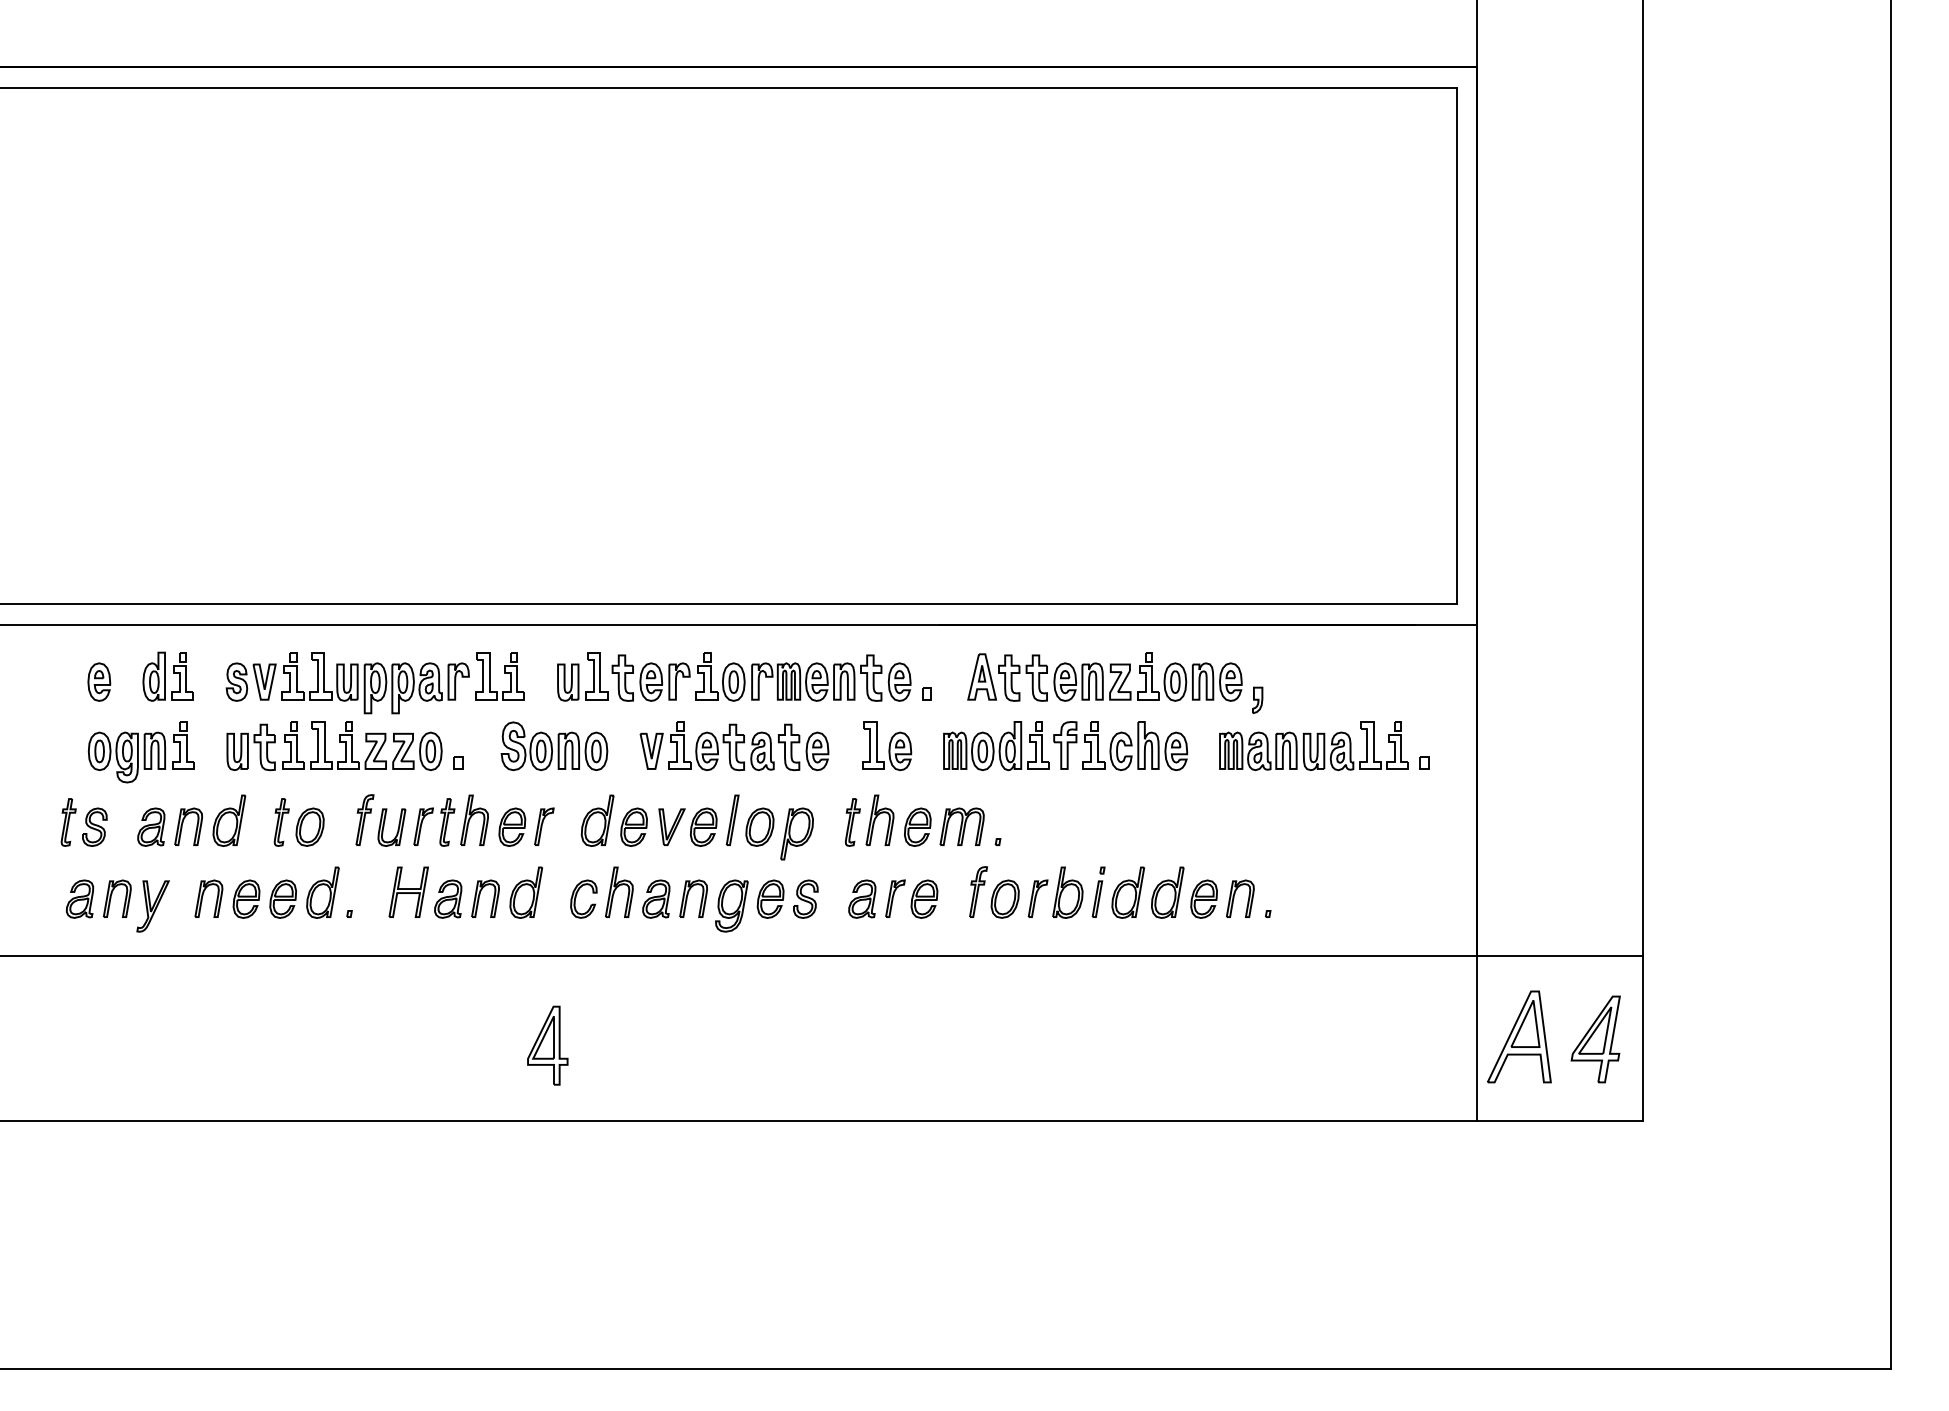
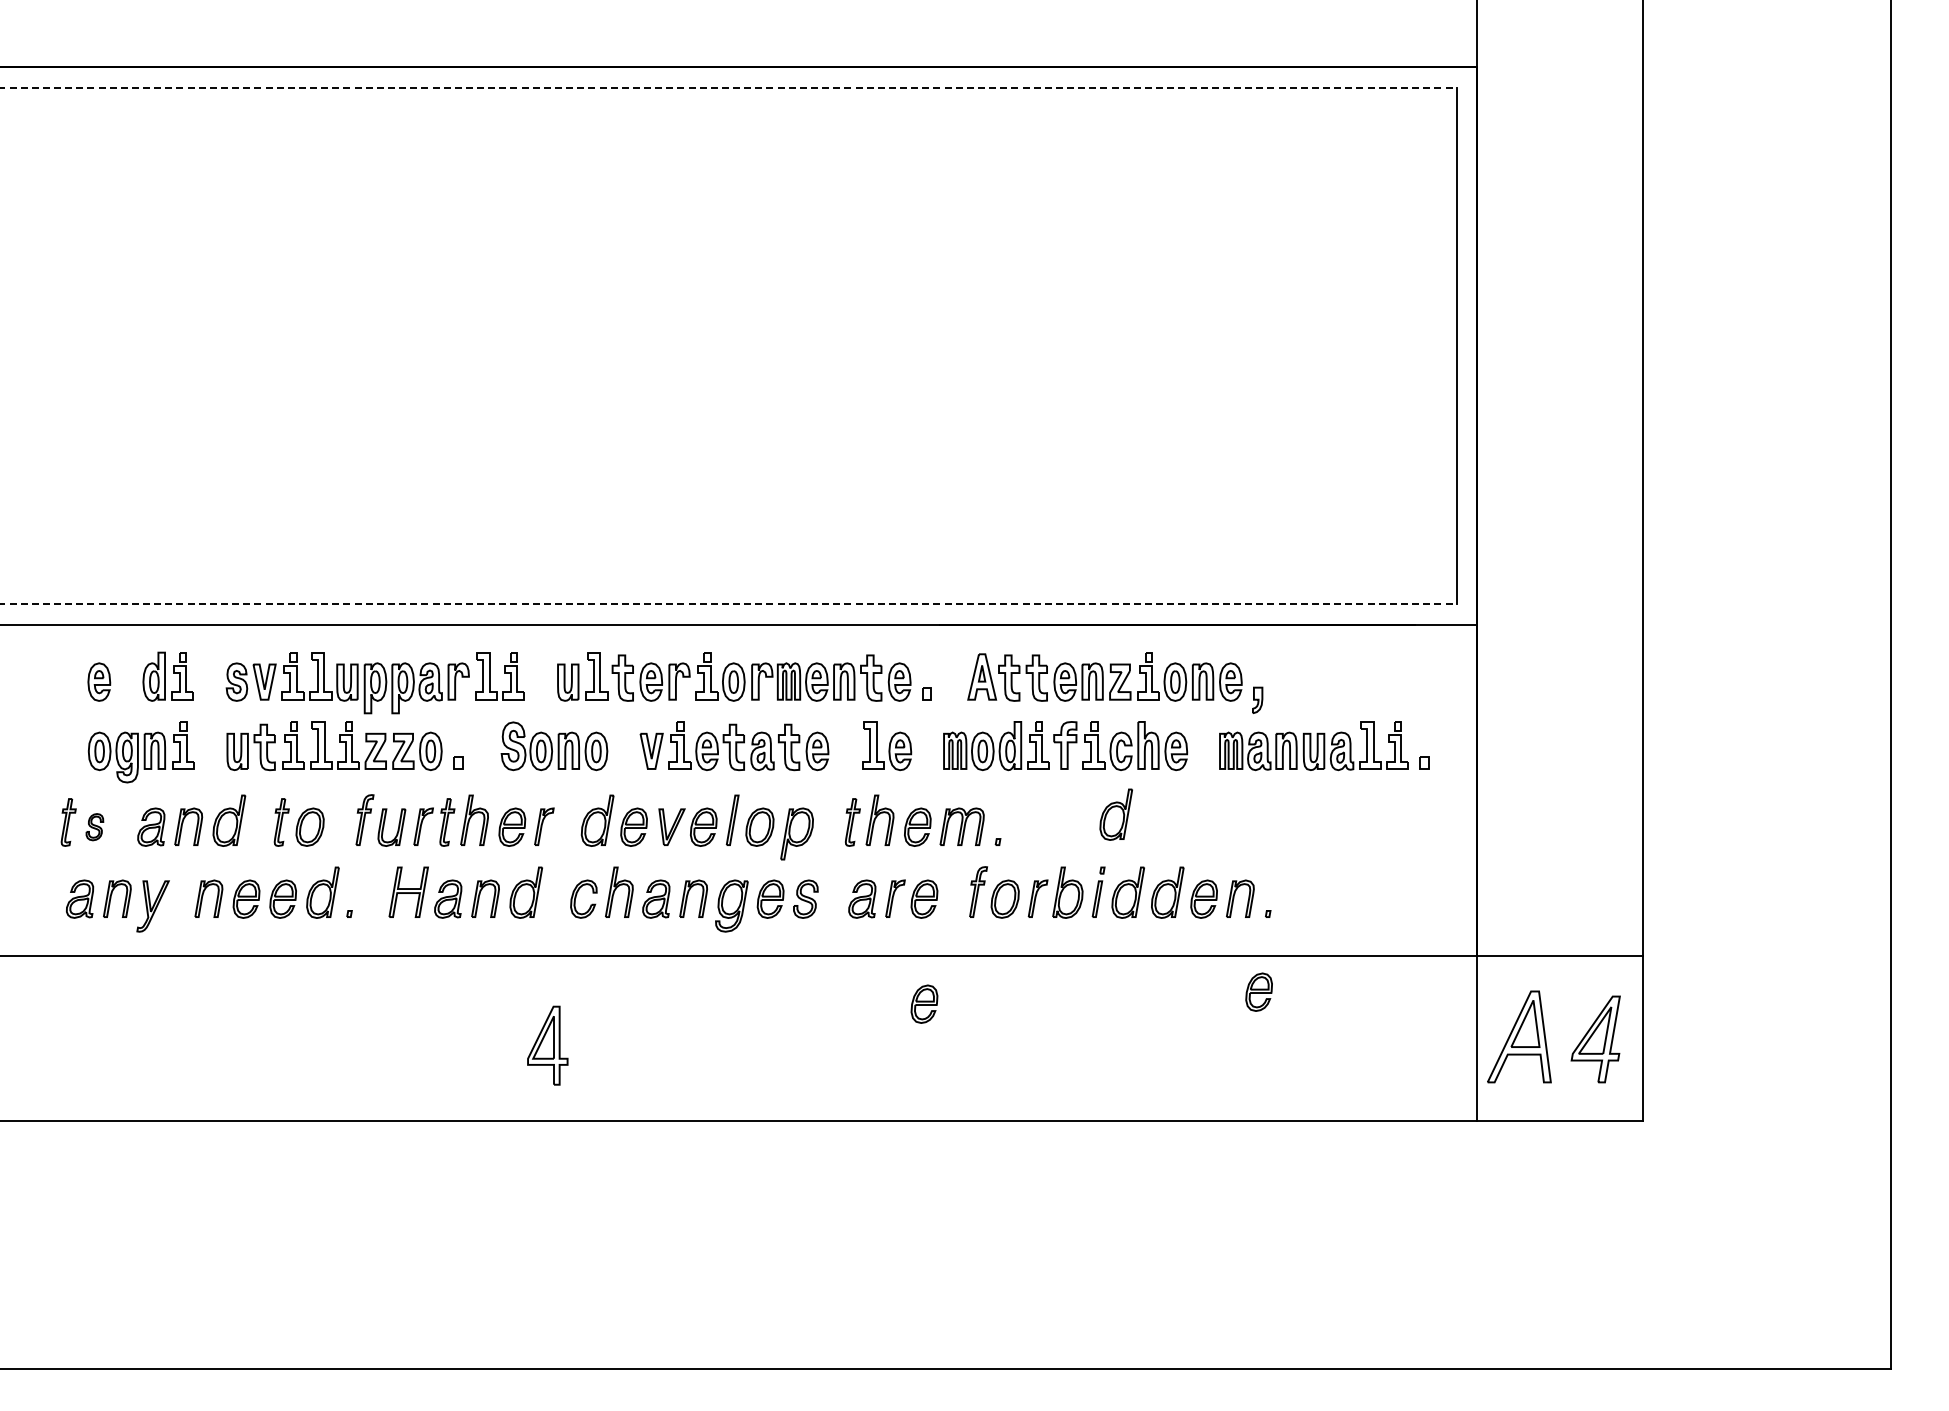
line: solid -> dashed (728, 87)
line: solid -> dashed (728, 604)
part: none -> present (1115, 814)
part size: 26x40 px -> 20x29 px (94, 827)
part: none -> present (1258, 991)
part: none -> present (924, 1003)
